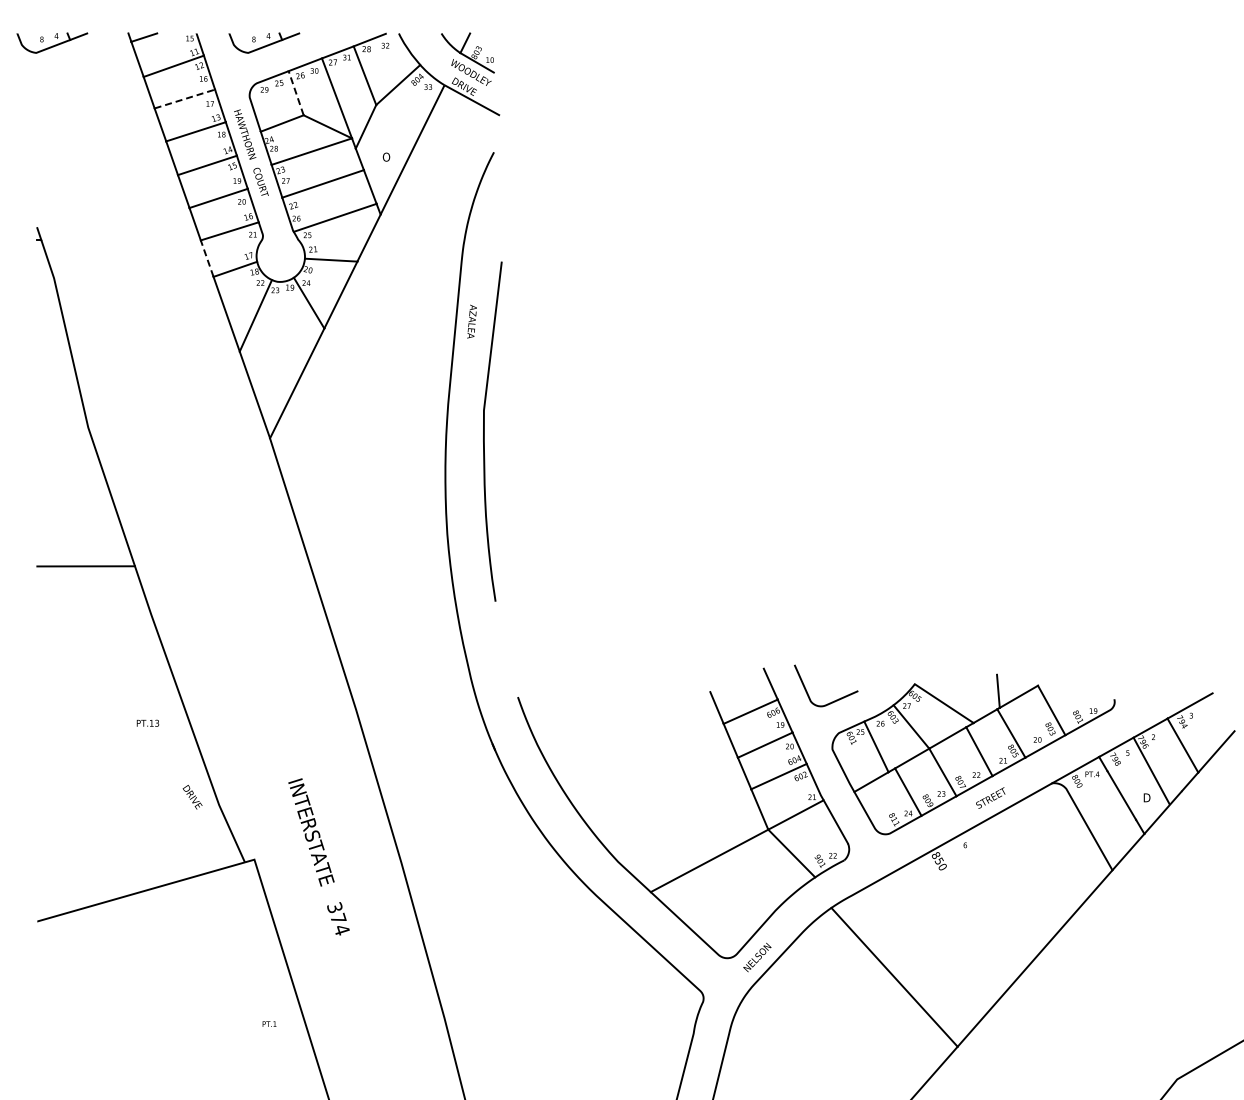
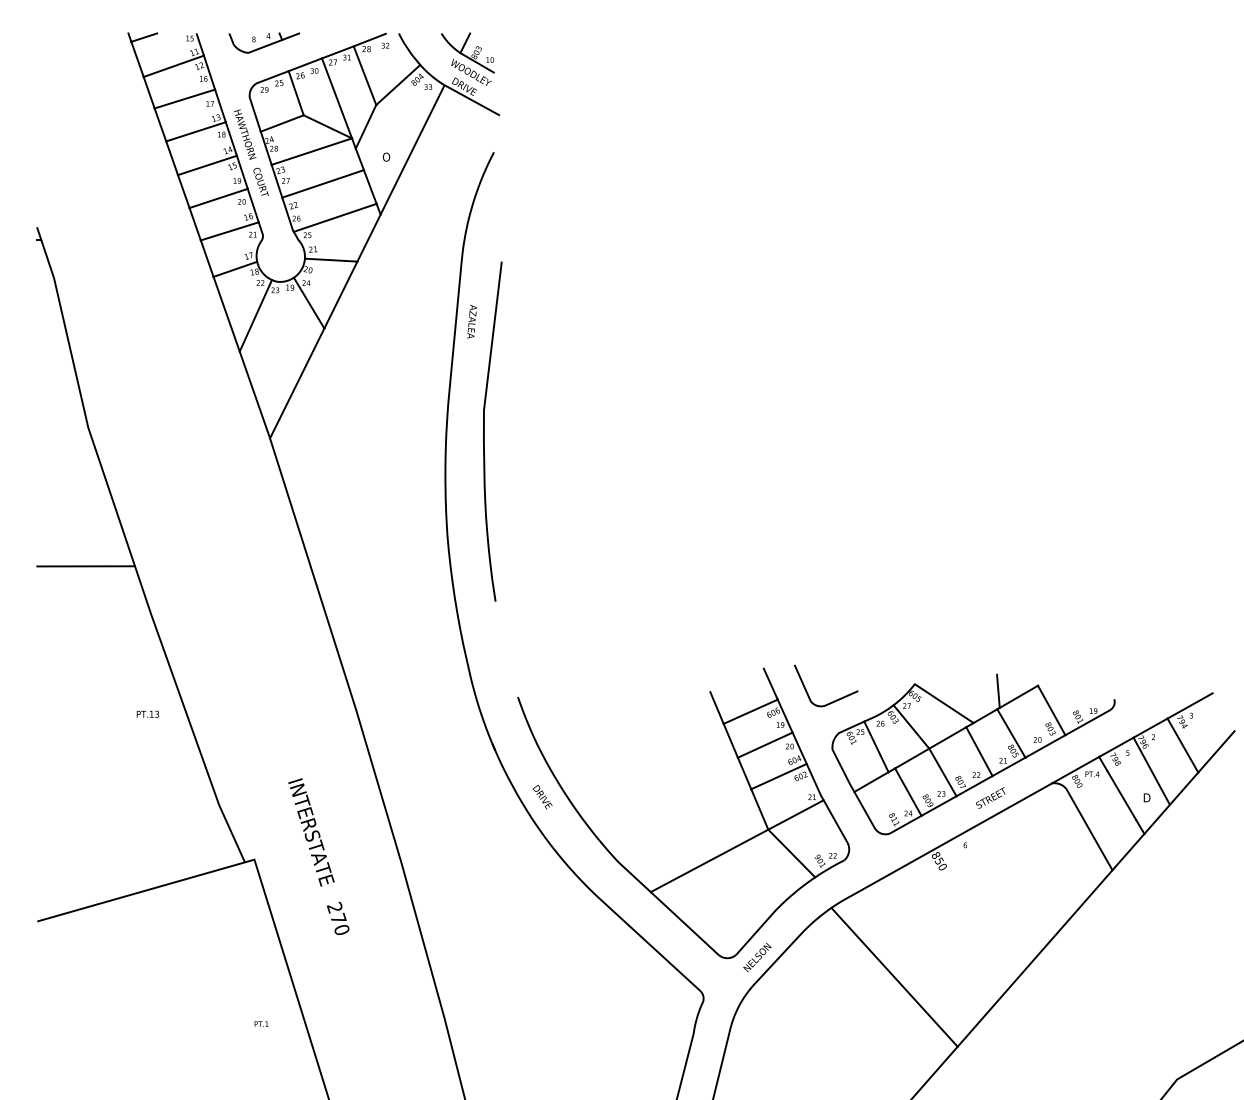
part: present -> none (52, 42)
line: dashed -> solid (296, 92)
line: dashed -> solid (184, 99)
line: dashed -> solid (207, 258)
text position: (147, 722) -> (147, 713) (147, 713)
text position: (192, 797) -> (542, 797) (542, 797)
text: 374 -> 270 (338, 918)
text position: (269, 1023) -> (261, 1023) (261, 1023)
